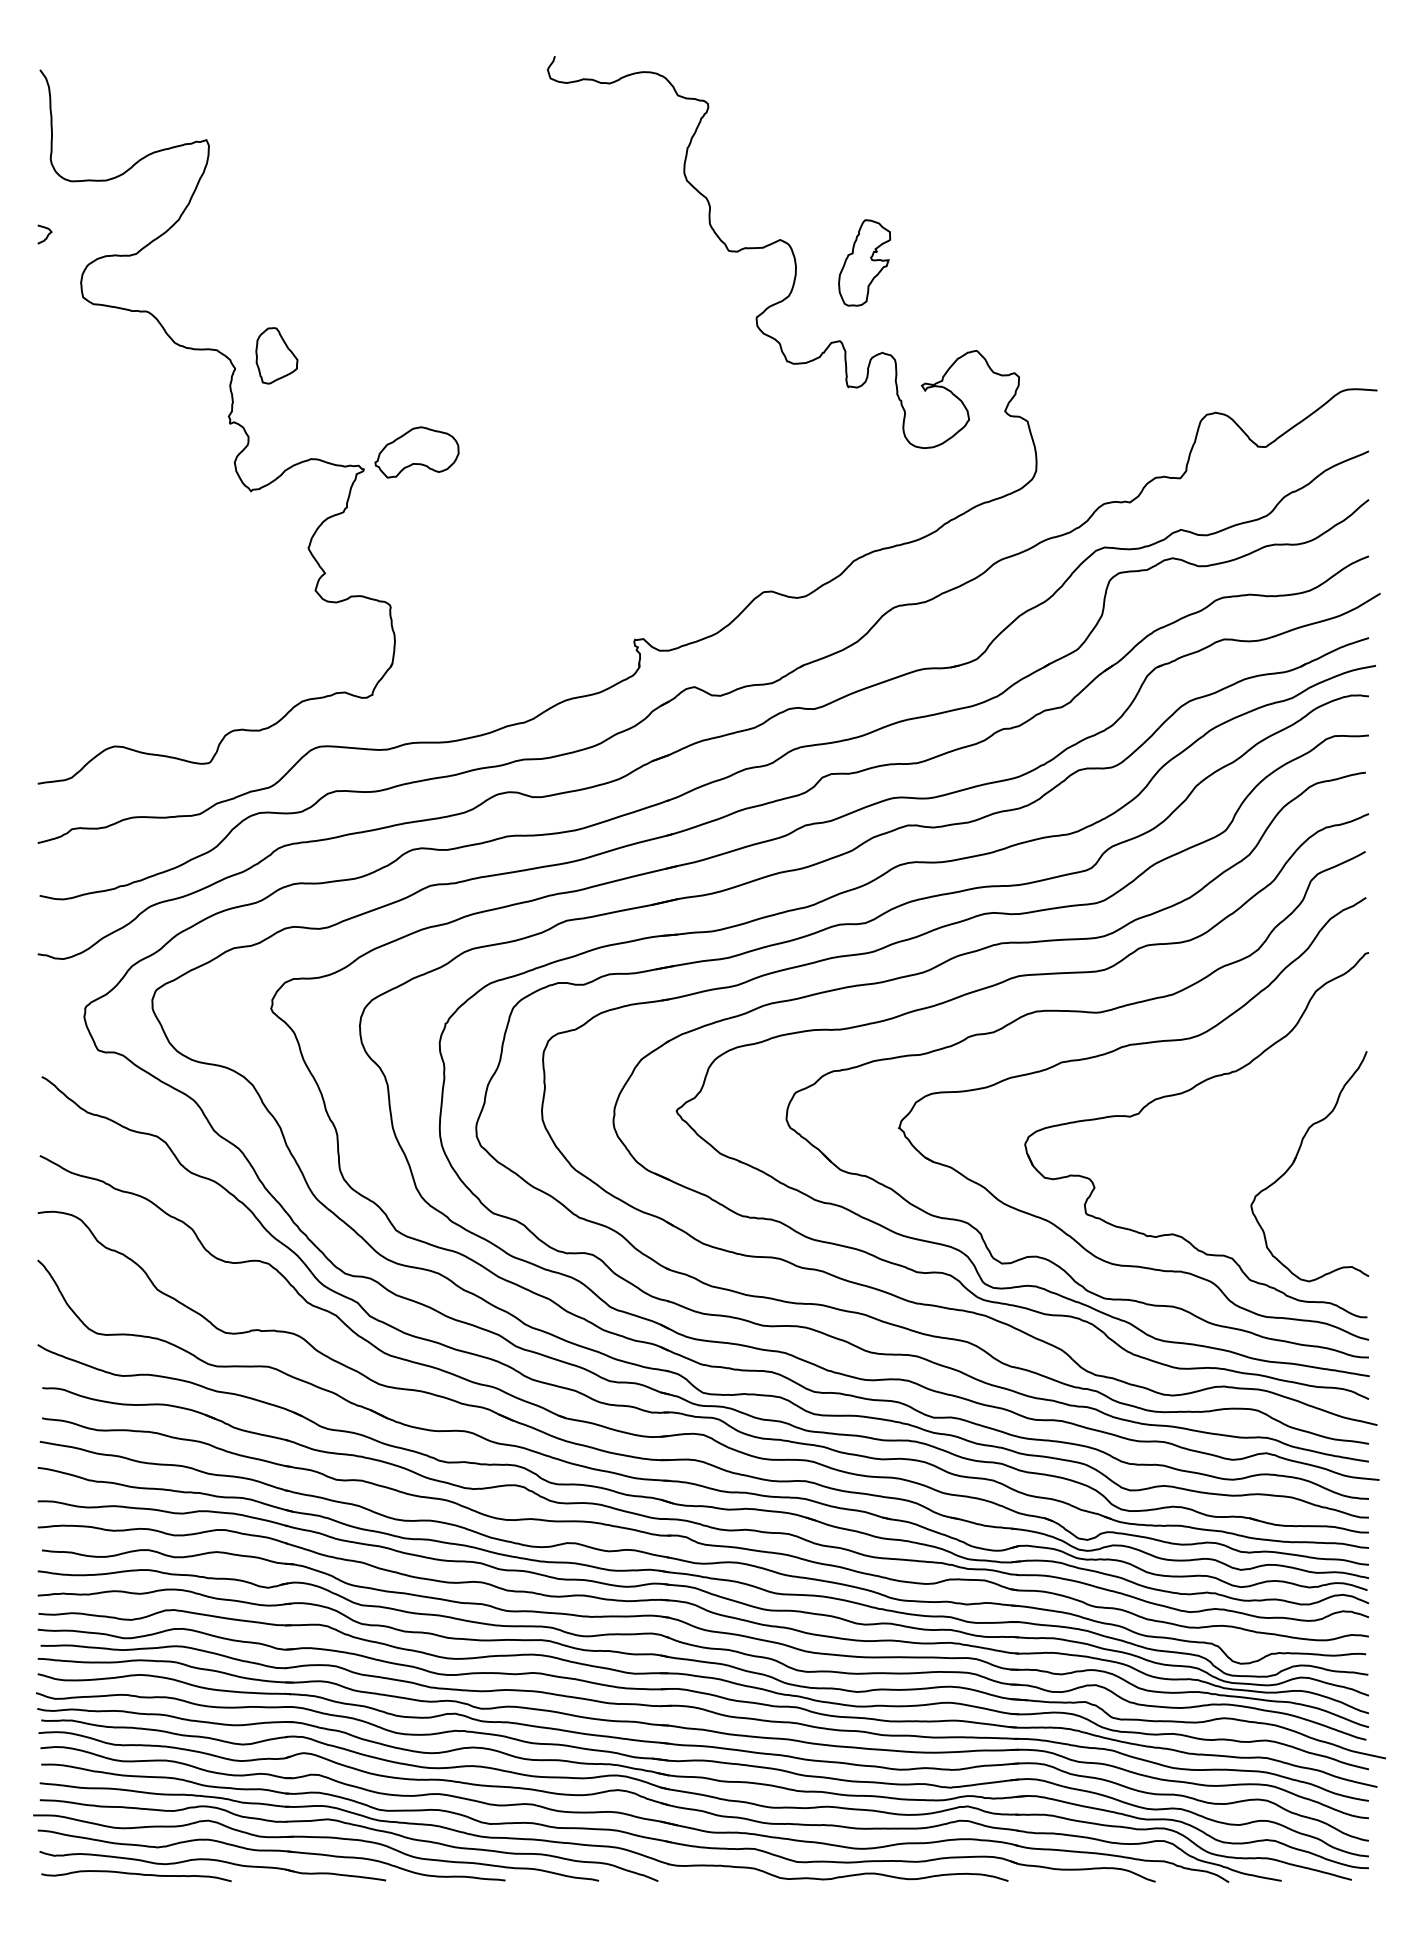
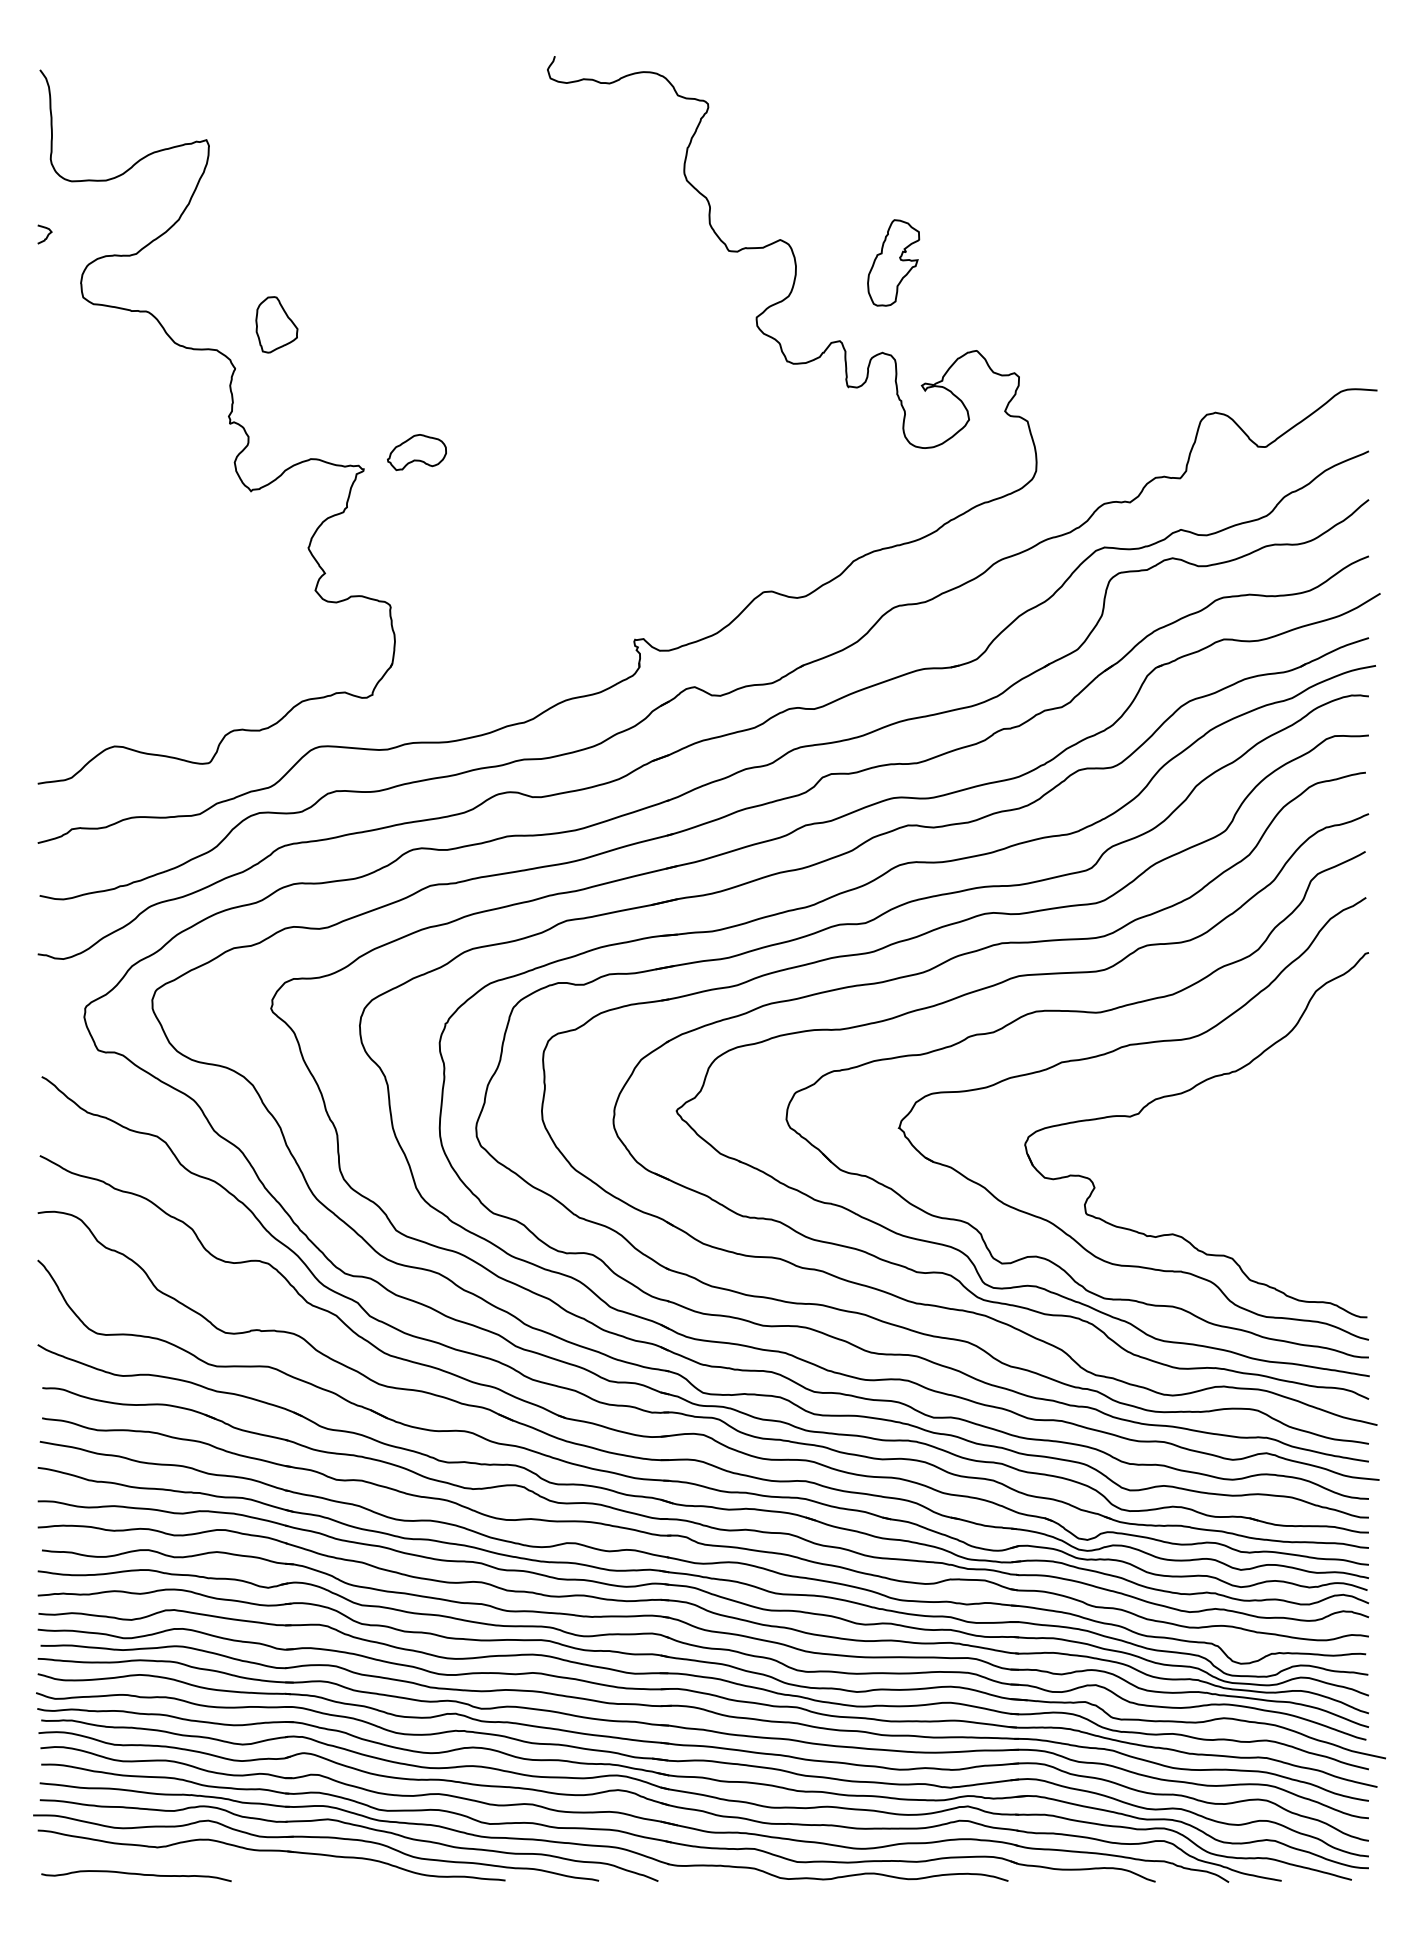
part position: (864, 262) -> (893, 262) (893, 262)
part position: (276, 355) -> (276, 324) (276, 324)
part size: 86x53 px -> 60x38 px (416, 452)
part: present -> none (1295, 1160)
part: present -> none (212, 1866)
